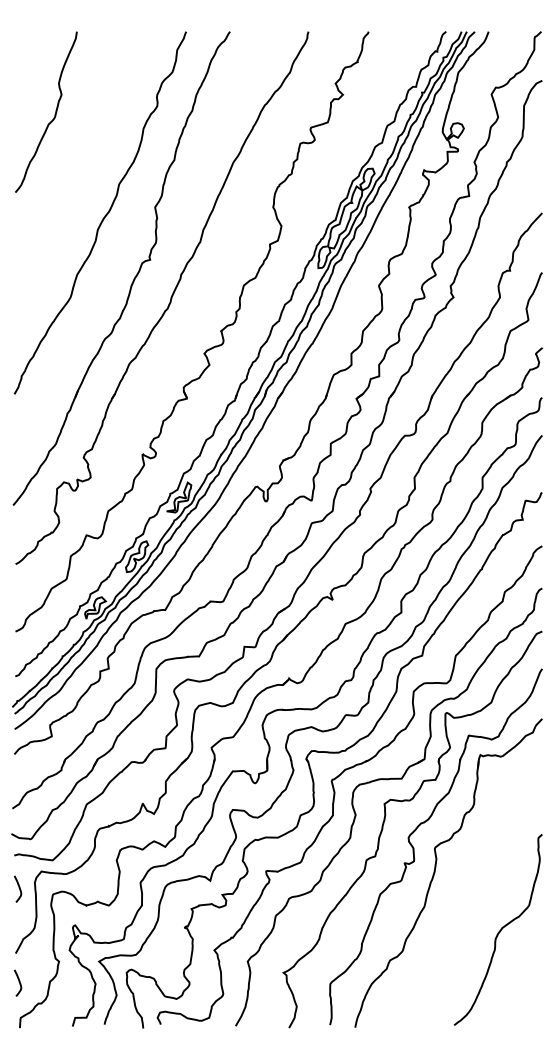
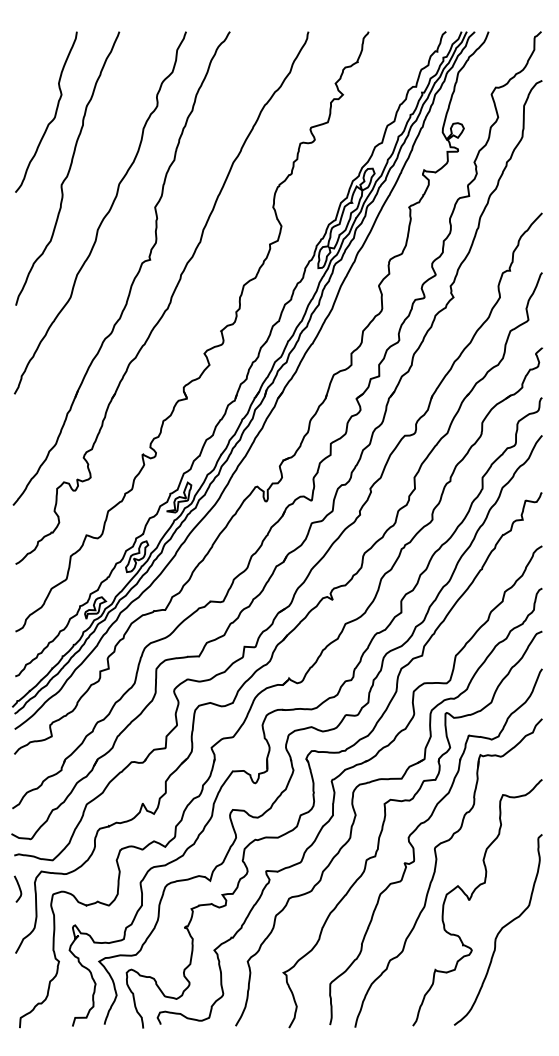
curve: none -> present (68, 169)
curve: none -> present (471, 898)
curve: present -> none (18, 982)
